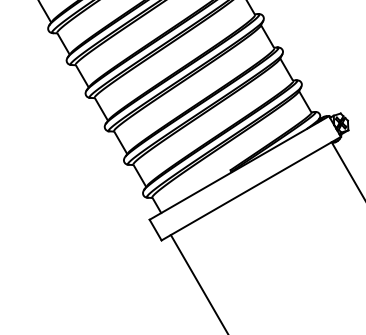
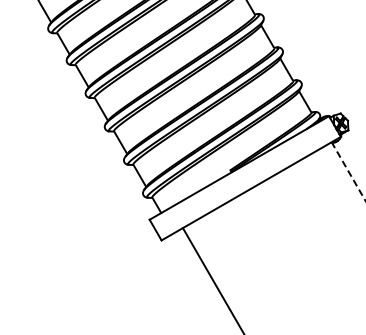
line: solid -> dashed (348, 171)
line position: (198, 283) -> (212, 279) (212, 279)
